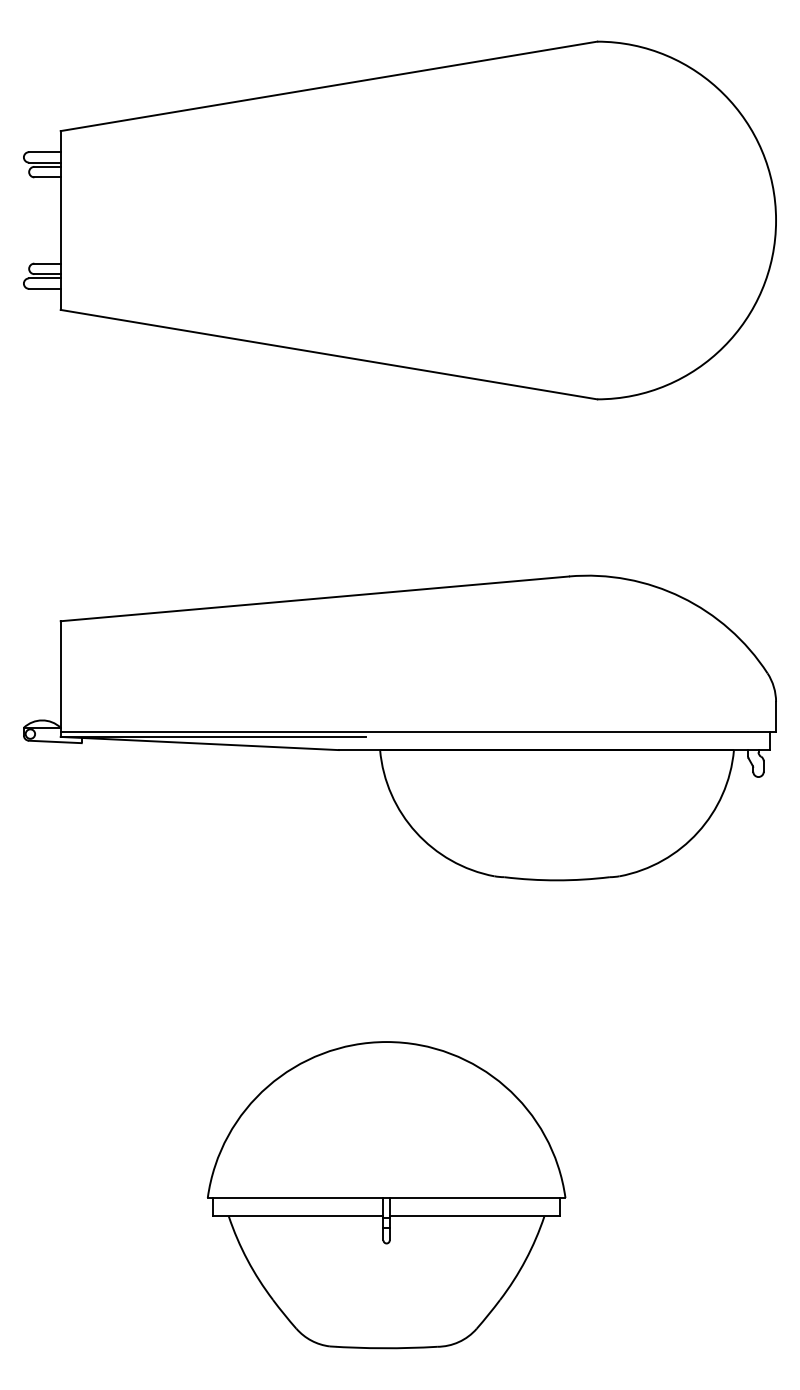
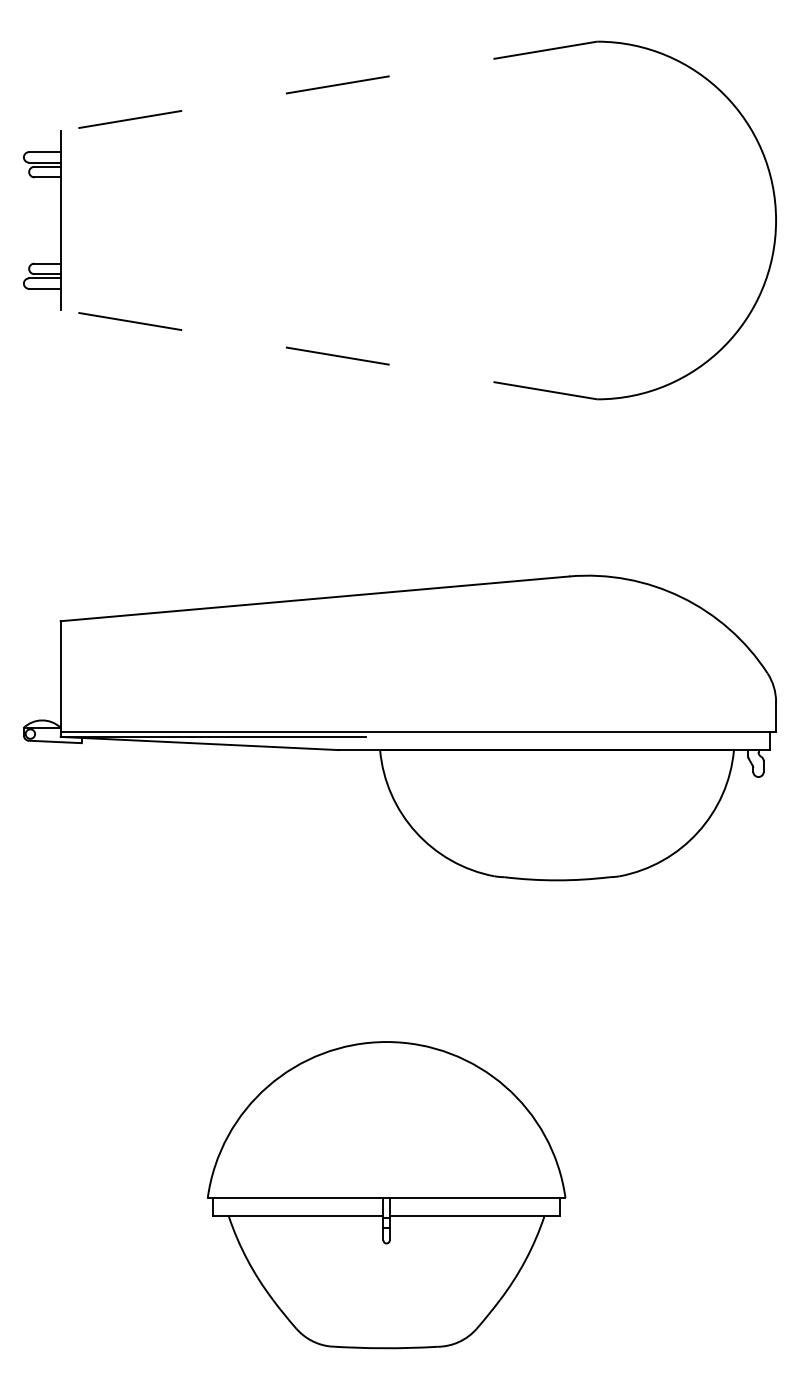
line: solid -> dashed (328, 86)
line: solid -> dashed (328, 354)
